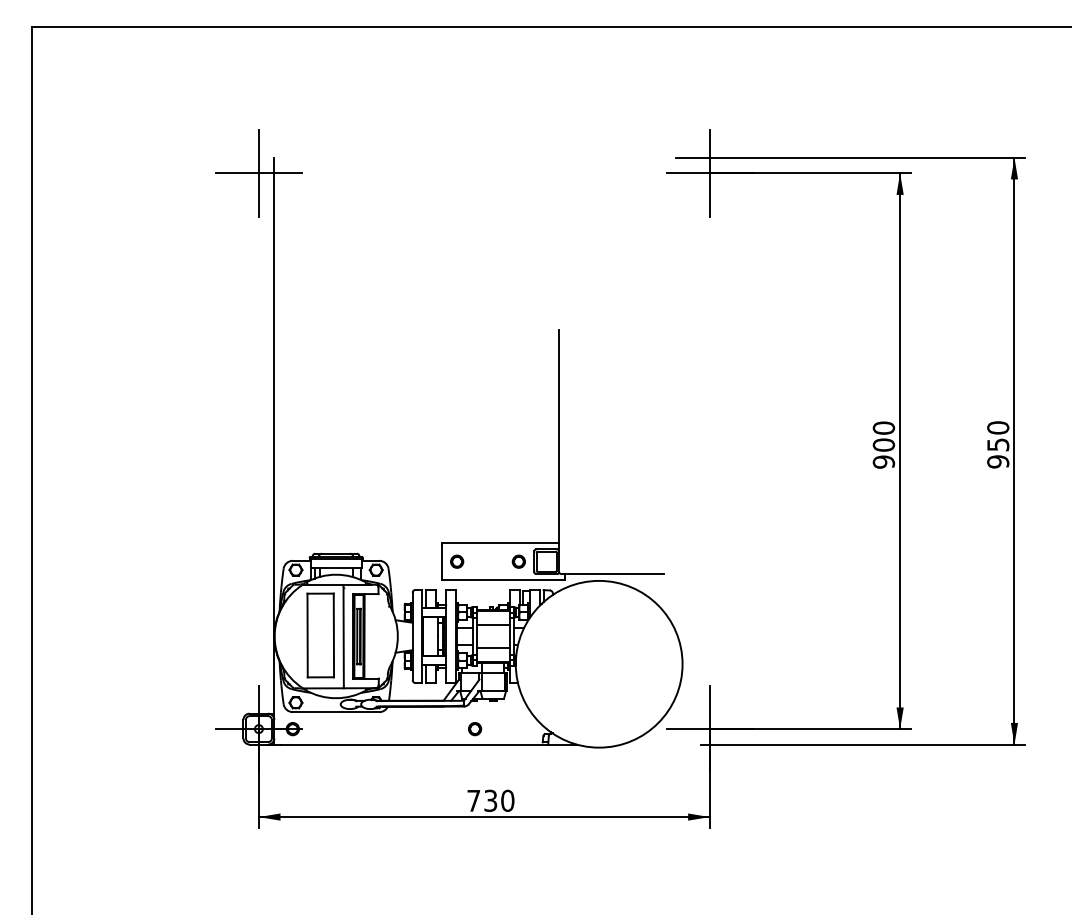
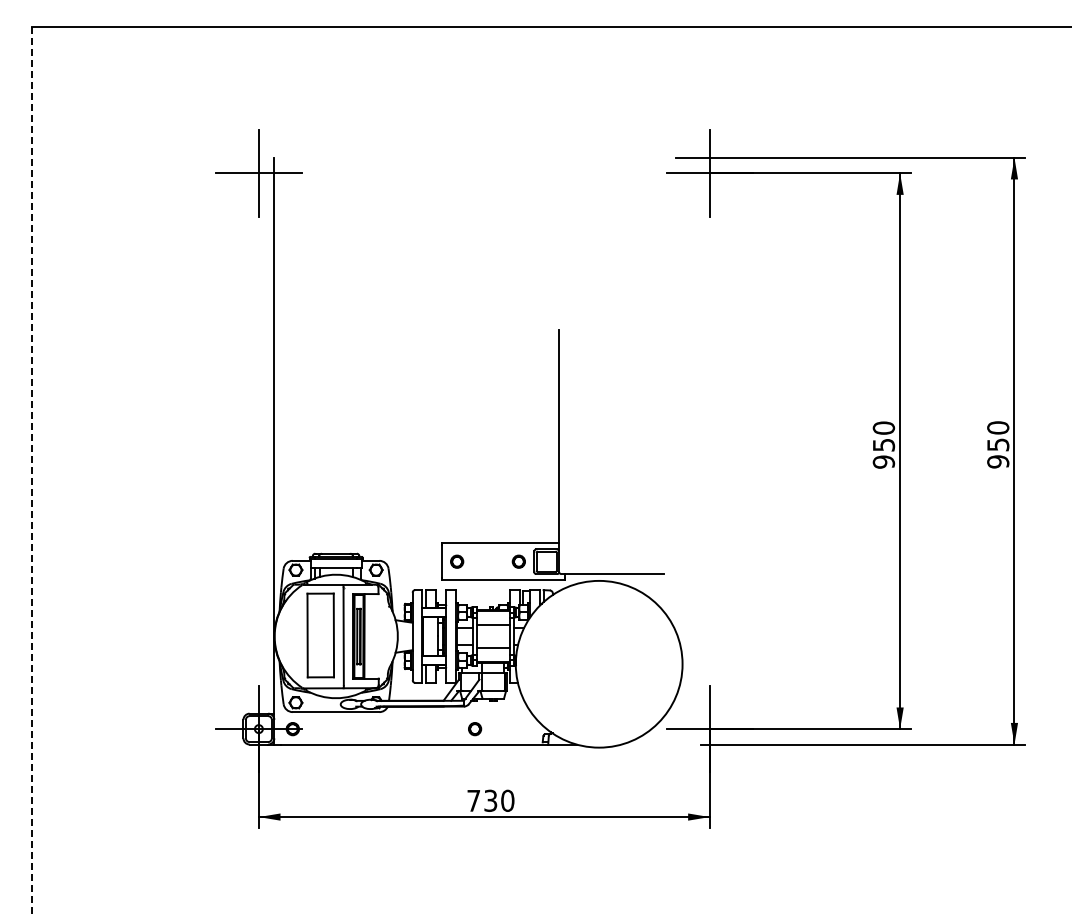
text: 900 -> 950 (883, 444)
line: solid -> dashed (32, 471)
